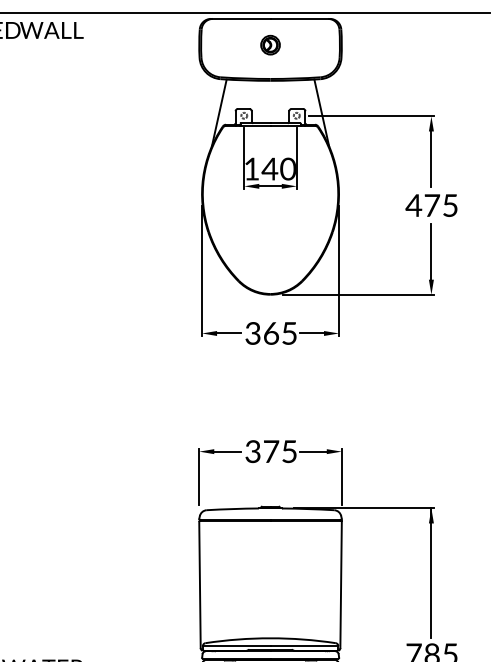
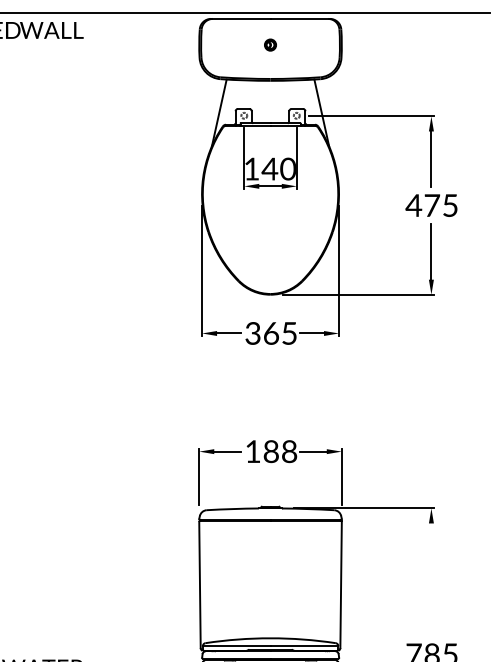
part size: 21x22 px -> 13x14 px (270, 44)
text: 375 -> 188 (271, 451)
line: present -> none (431, 572)
